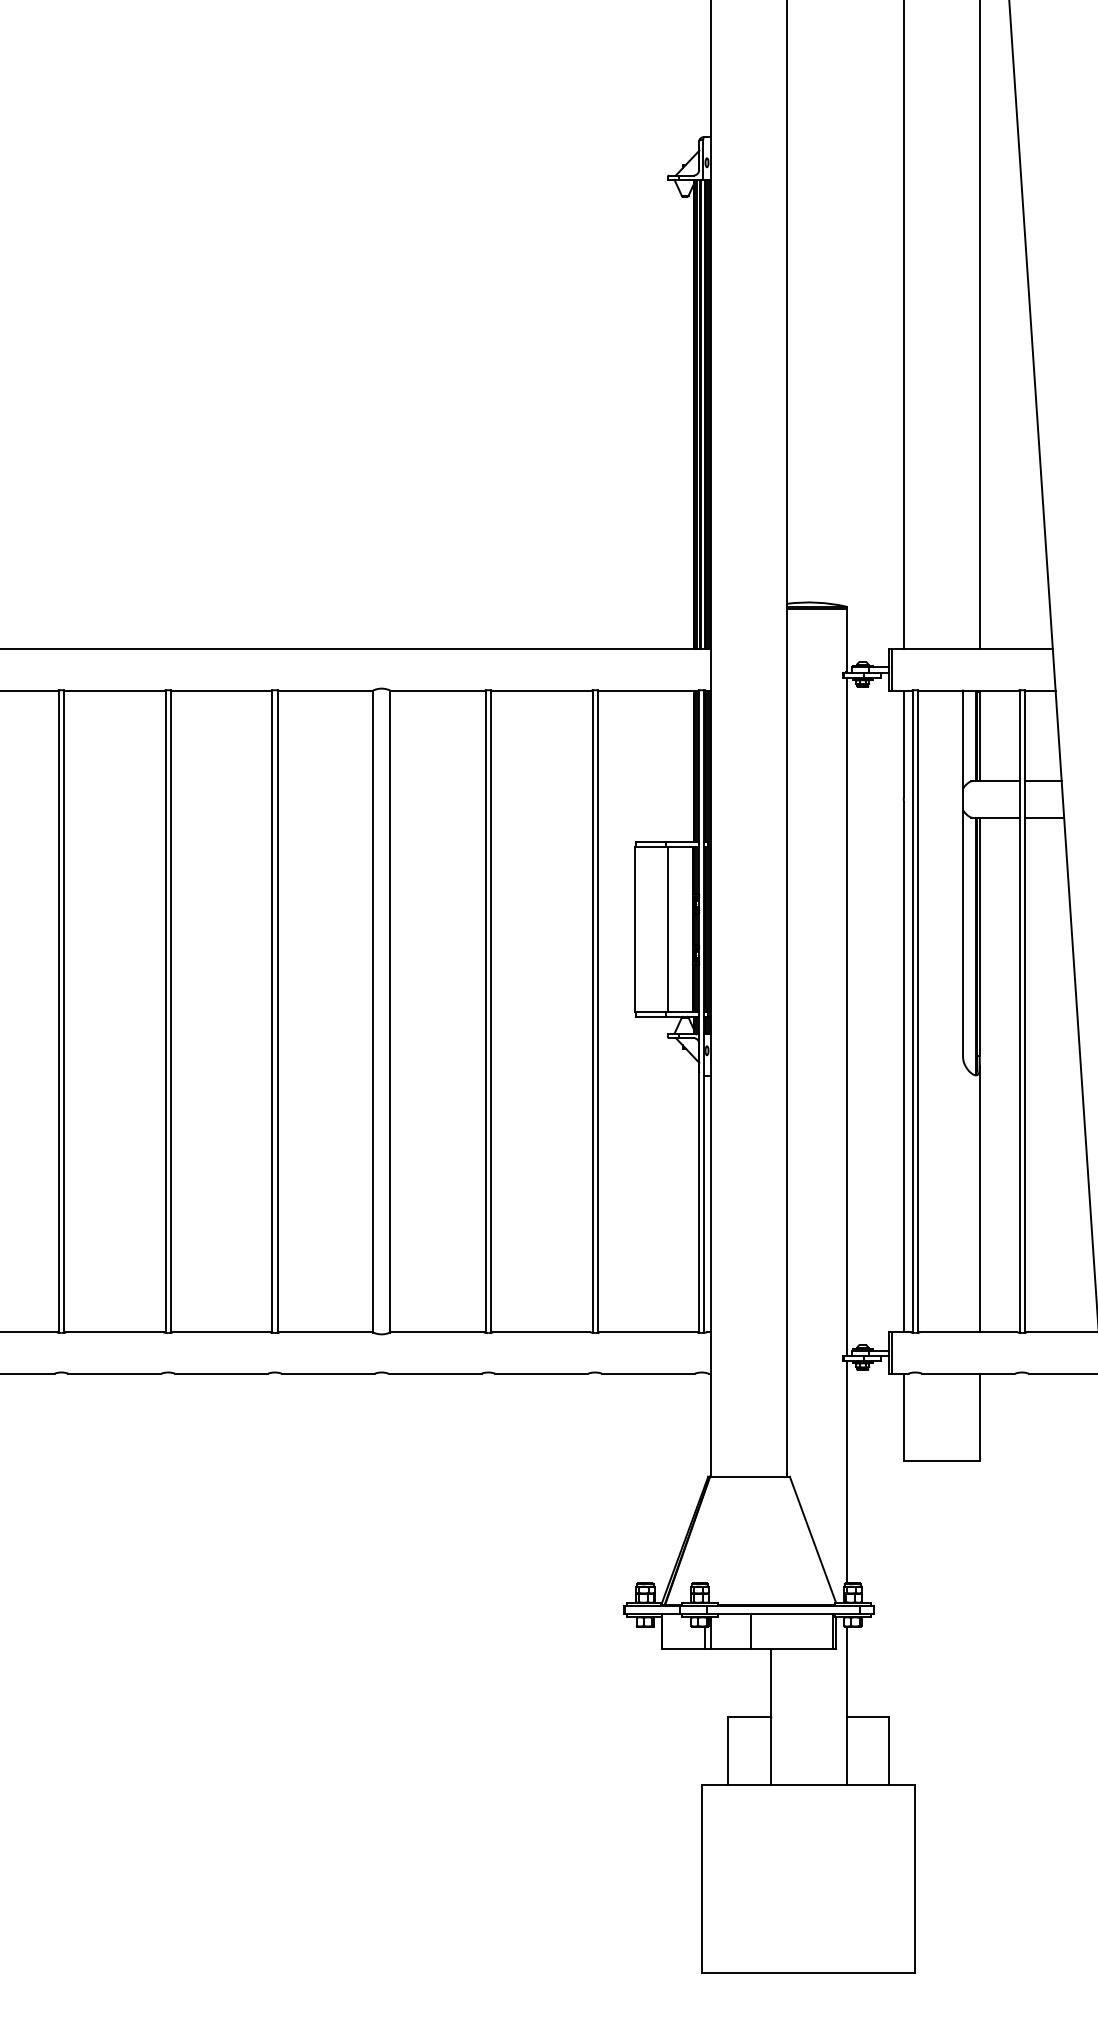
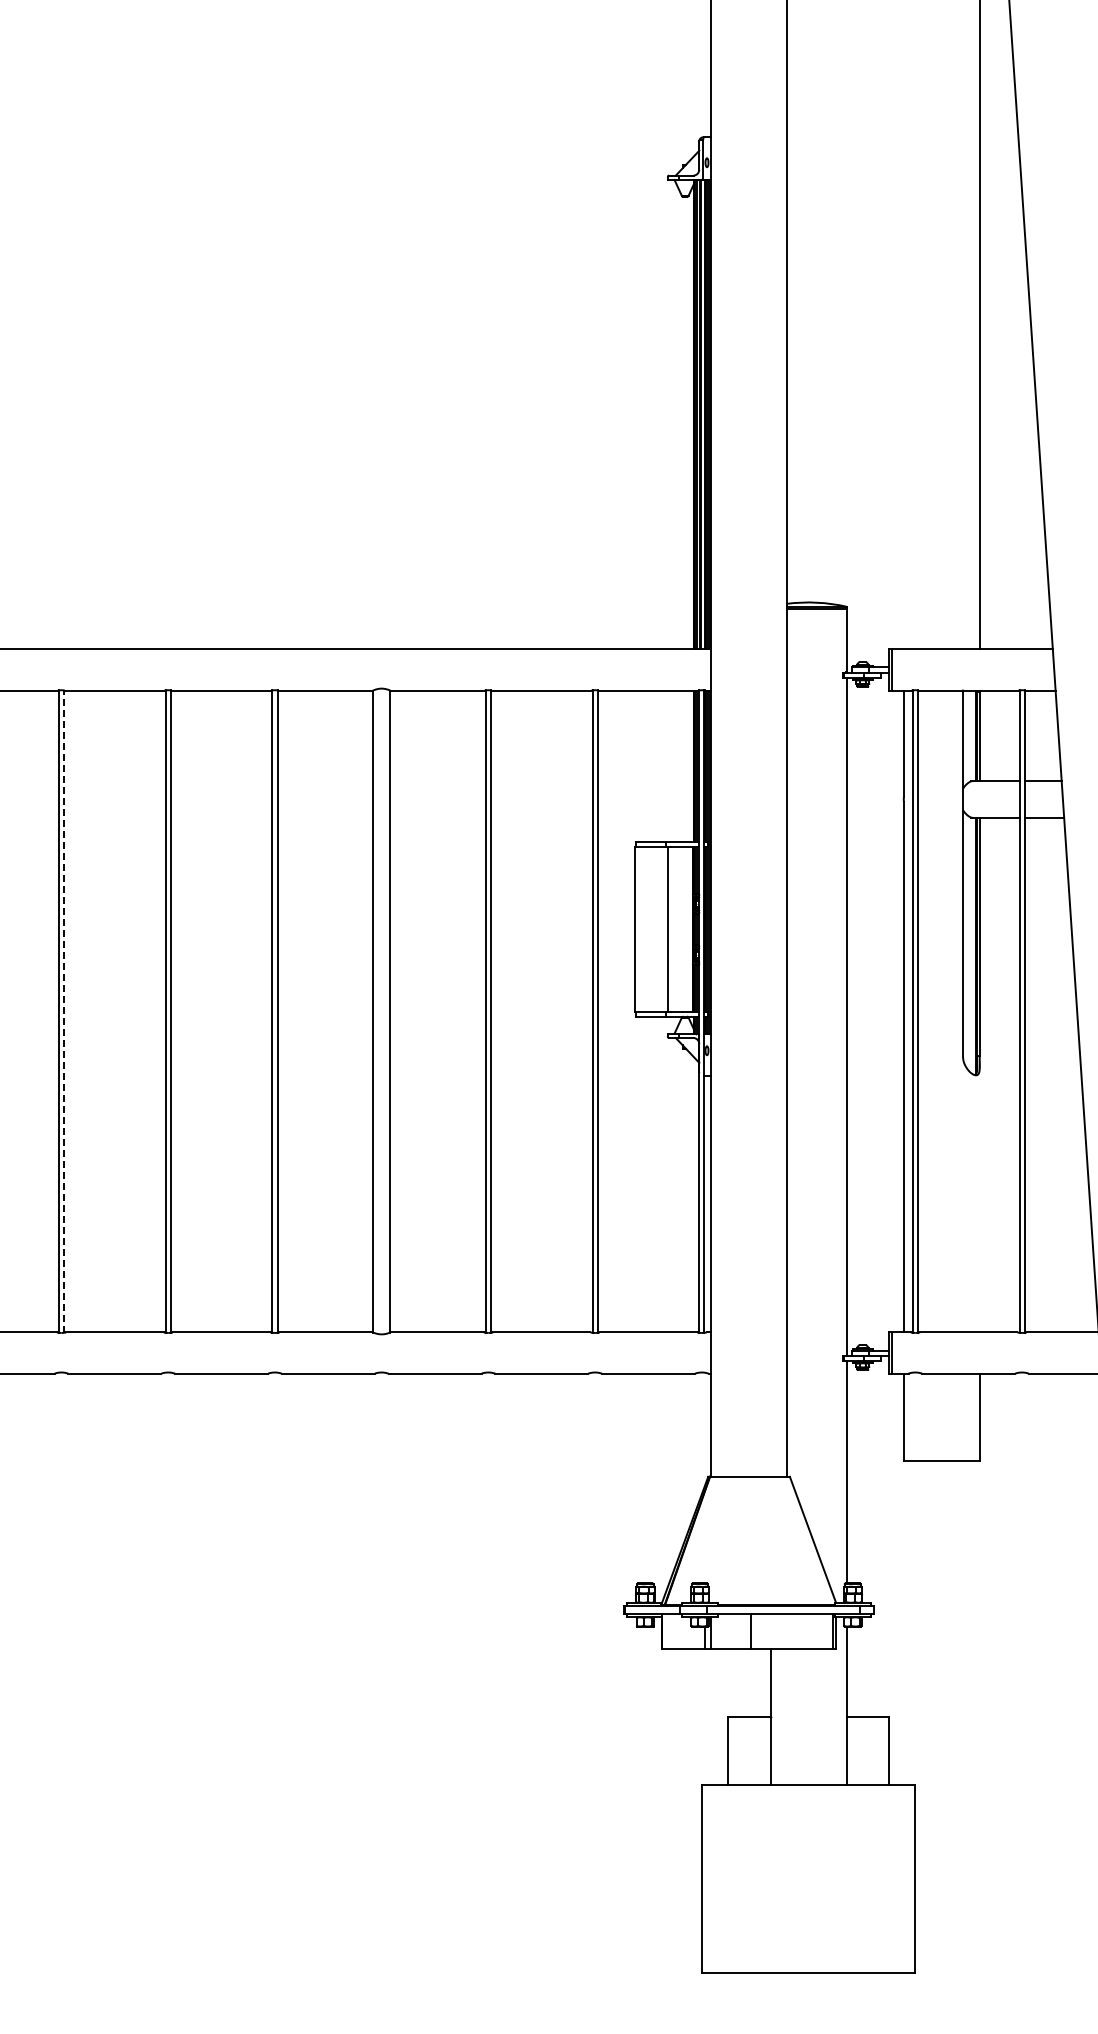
line: present -> none (903, 325)
line: solid -> dashed (64, 1011)
line: present -> none (979, 1198)
